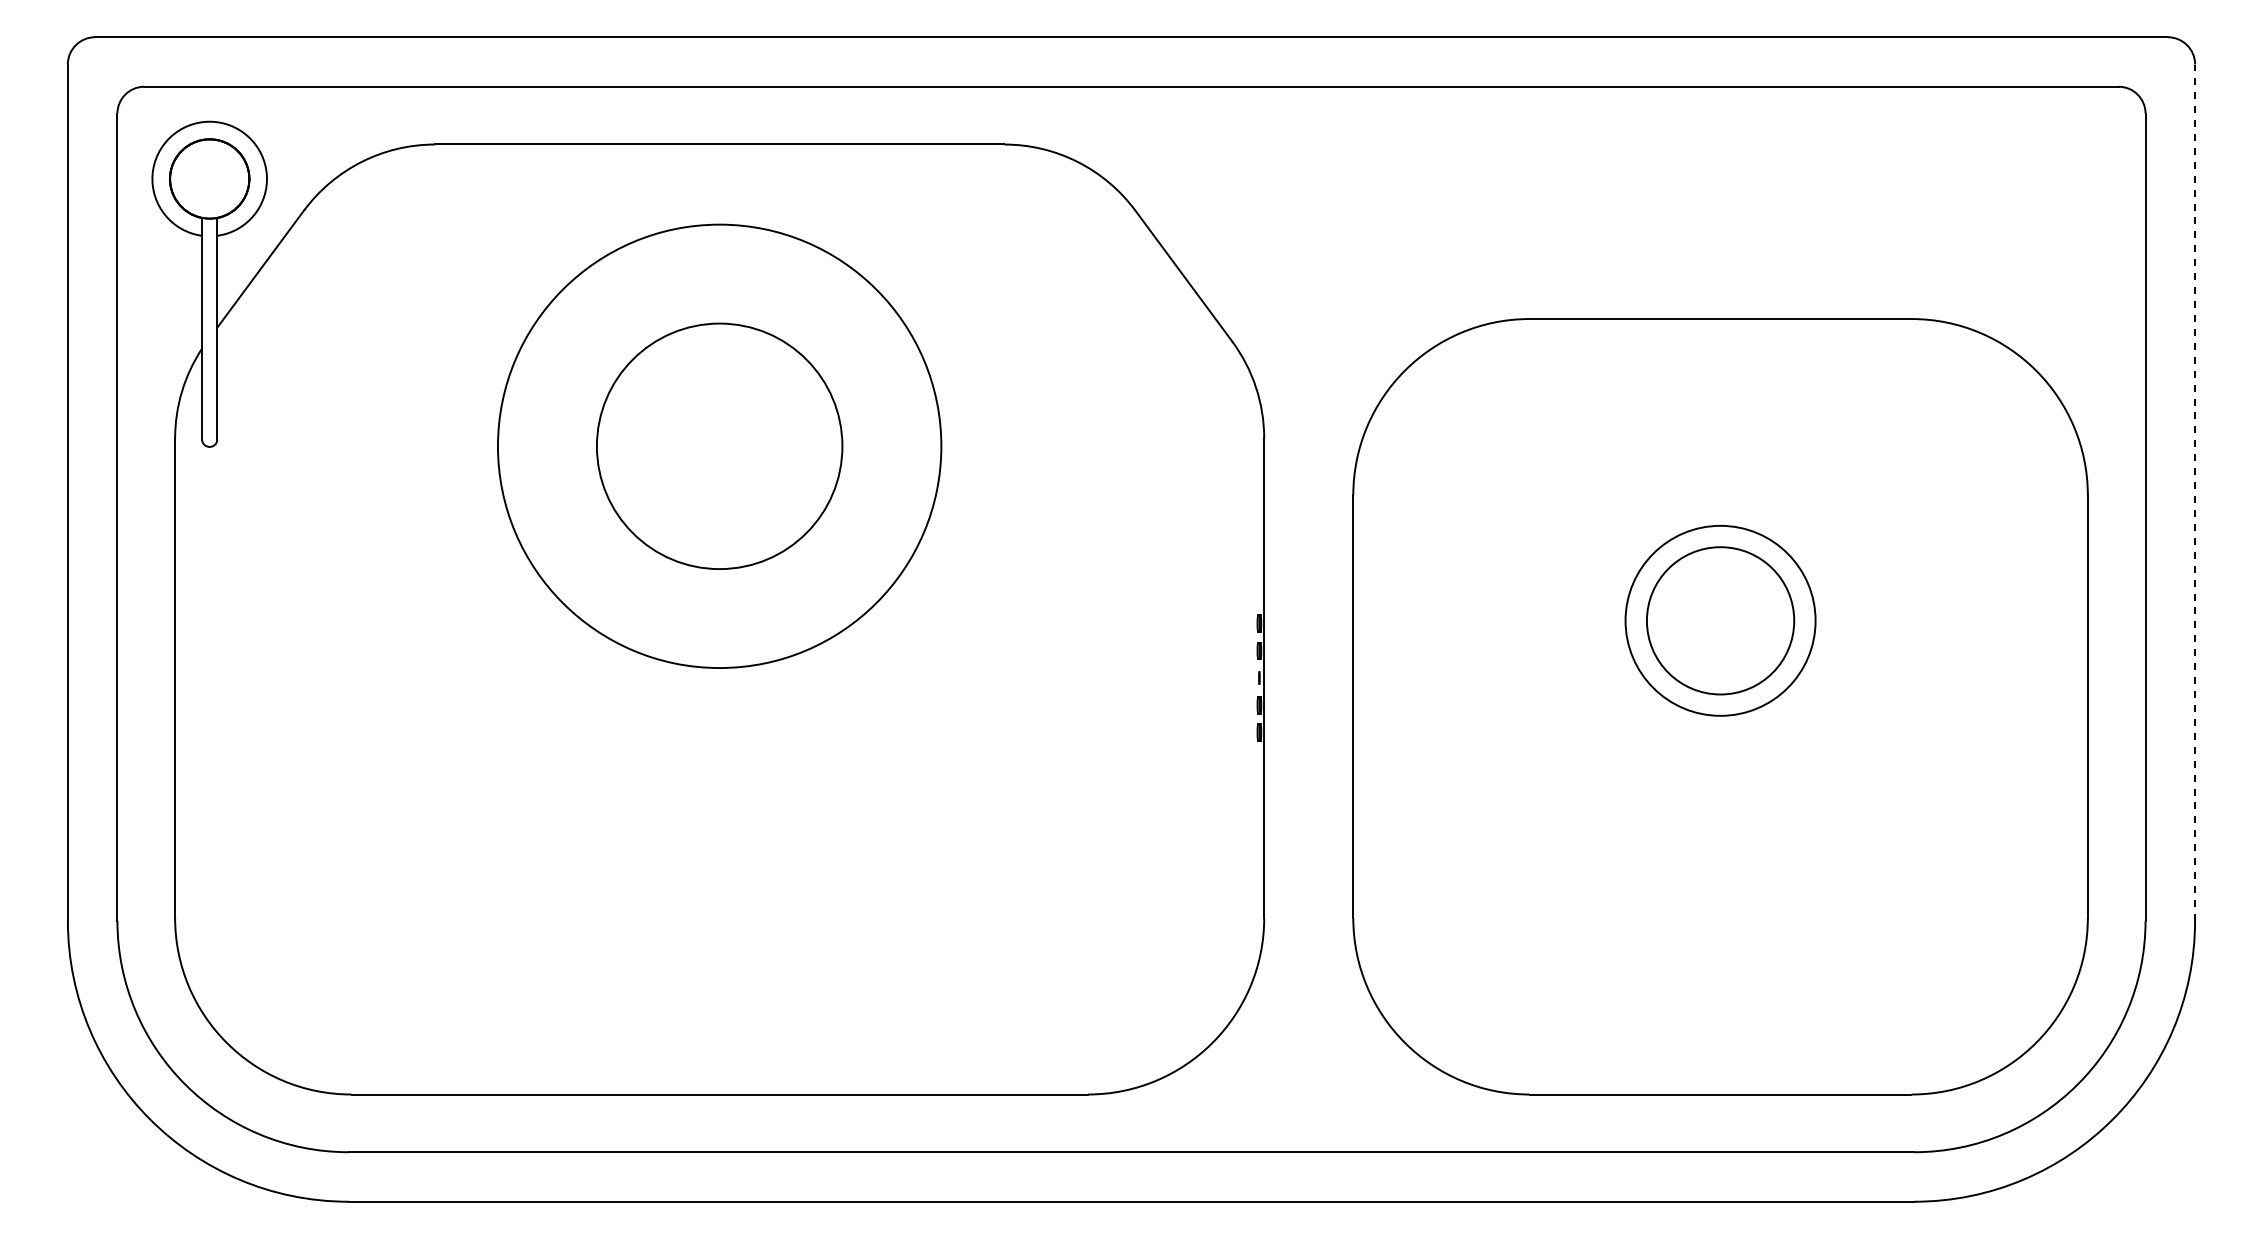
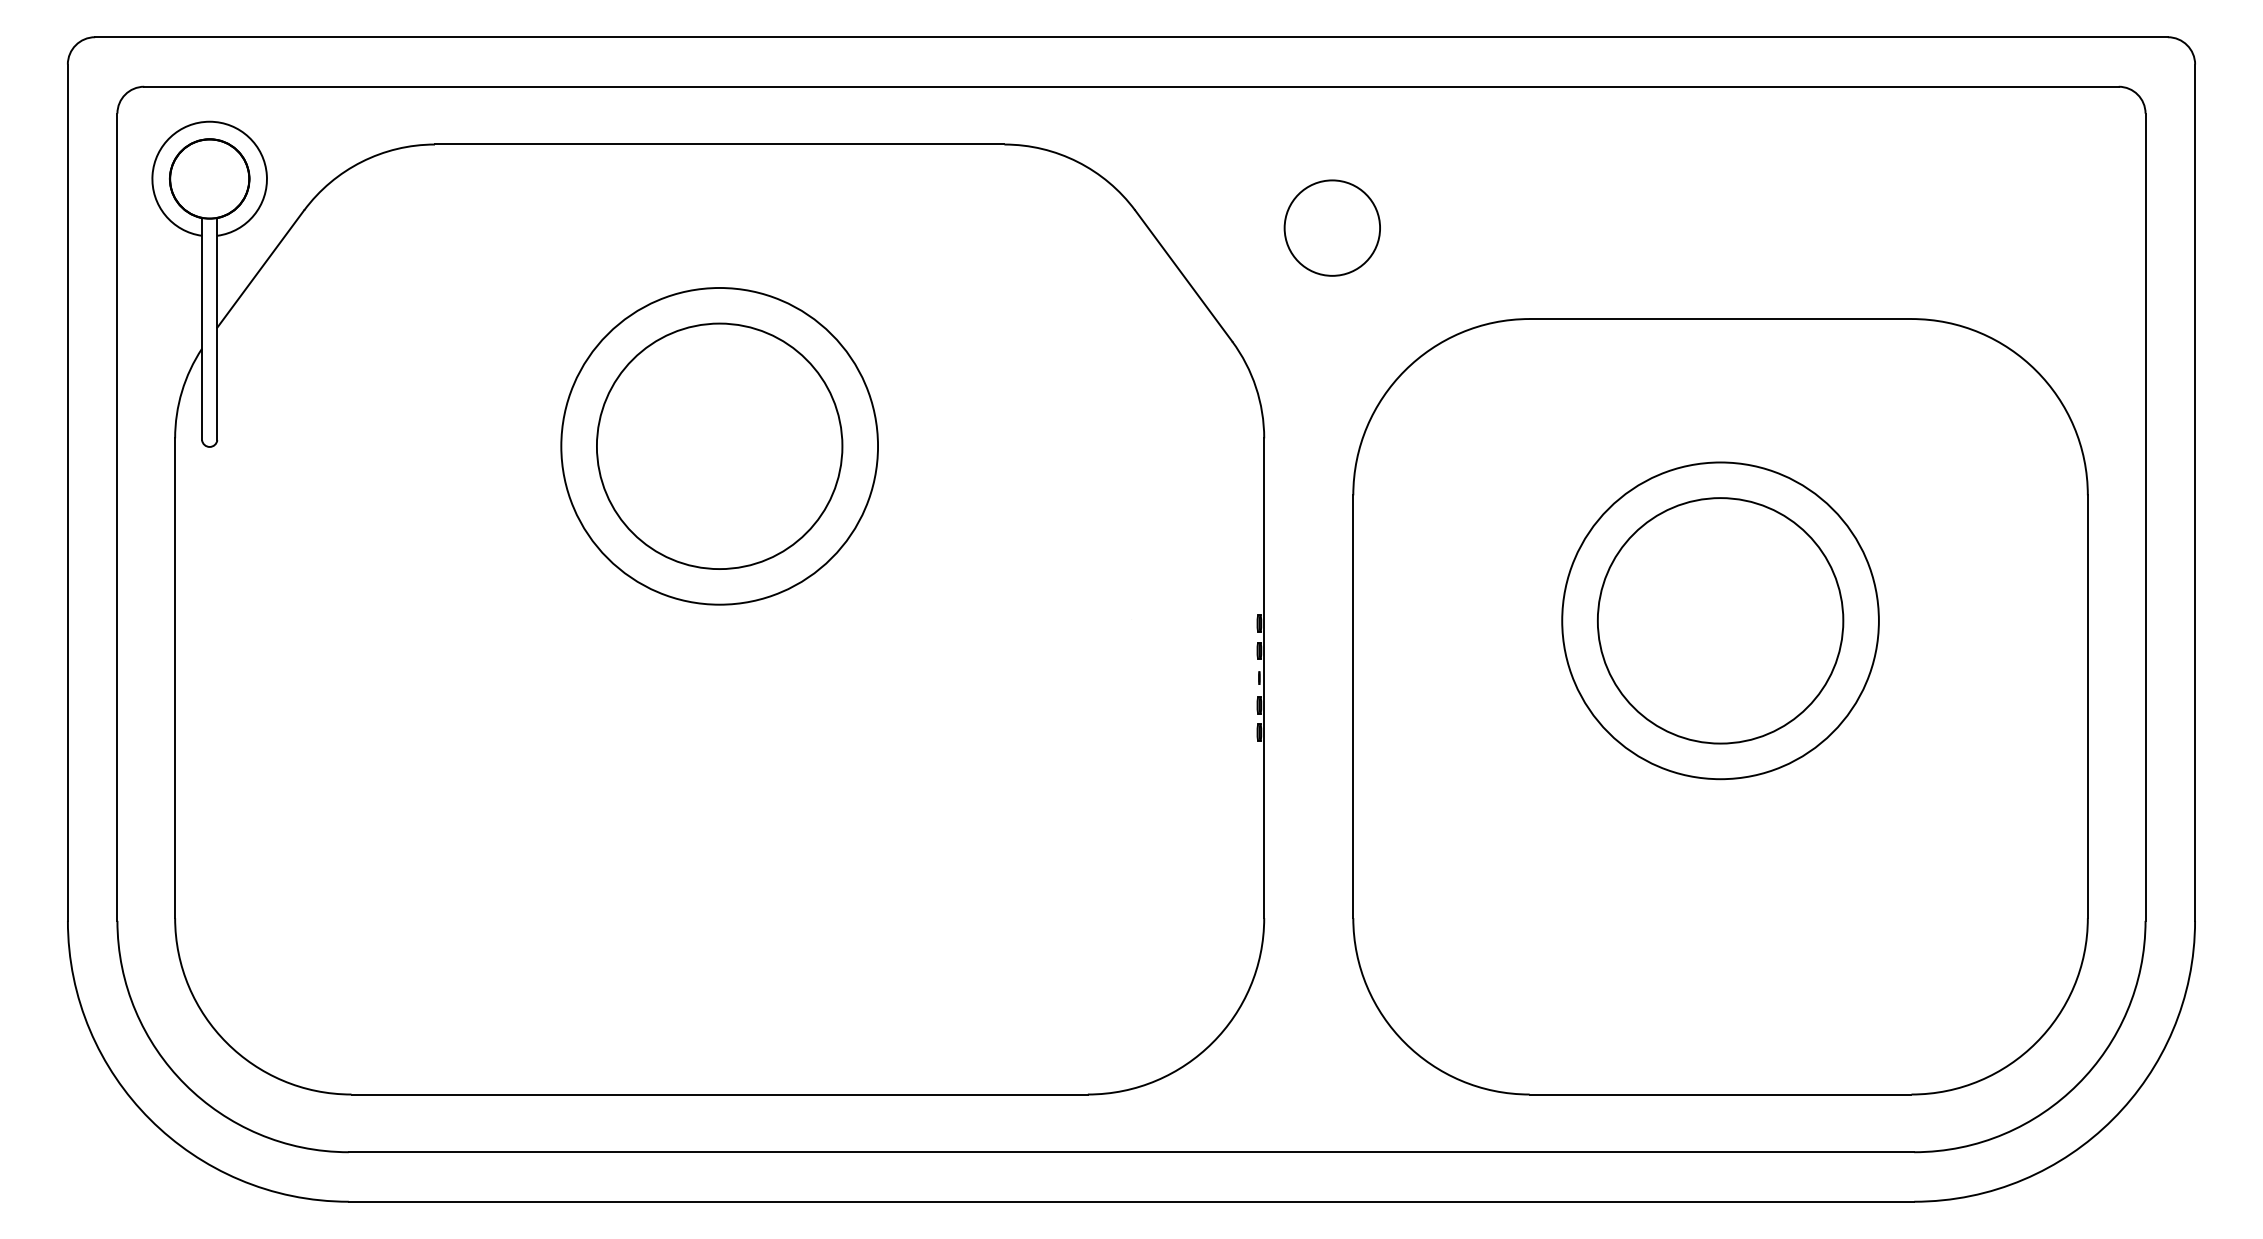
circle: none -> present (1331, 227)
circle diameter: 443 px -> 317 px (719, 446)
line: dashed -> solid (2195, 492)
circle diameter: 147 px -> 245 px (1720, 620)
circle diameter: 190 px -> 317 px (1720, 620)
